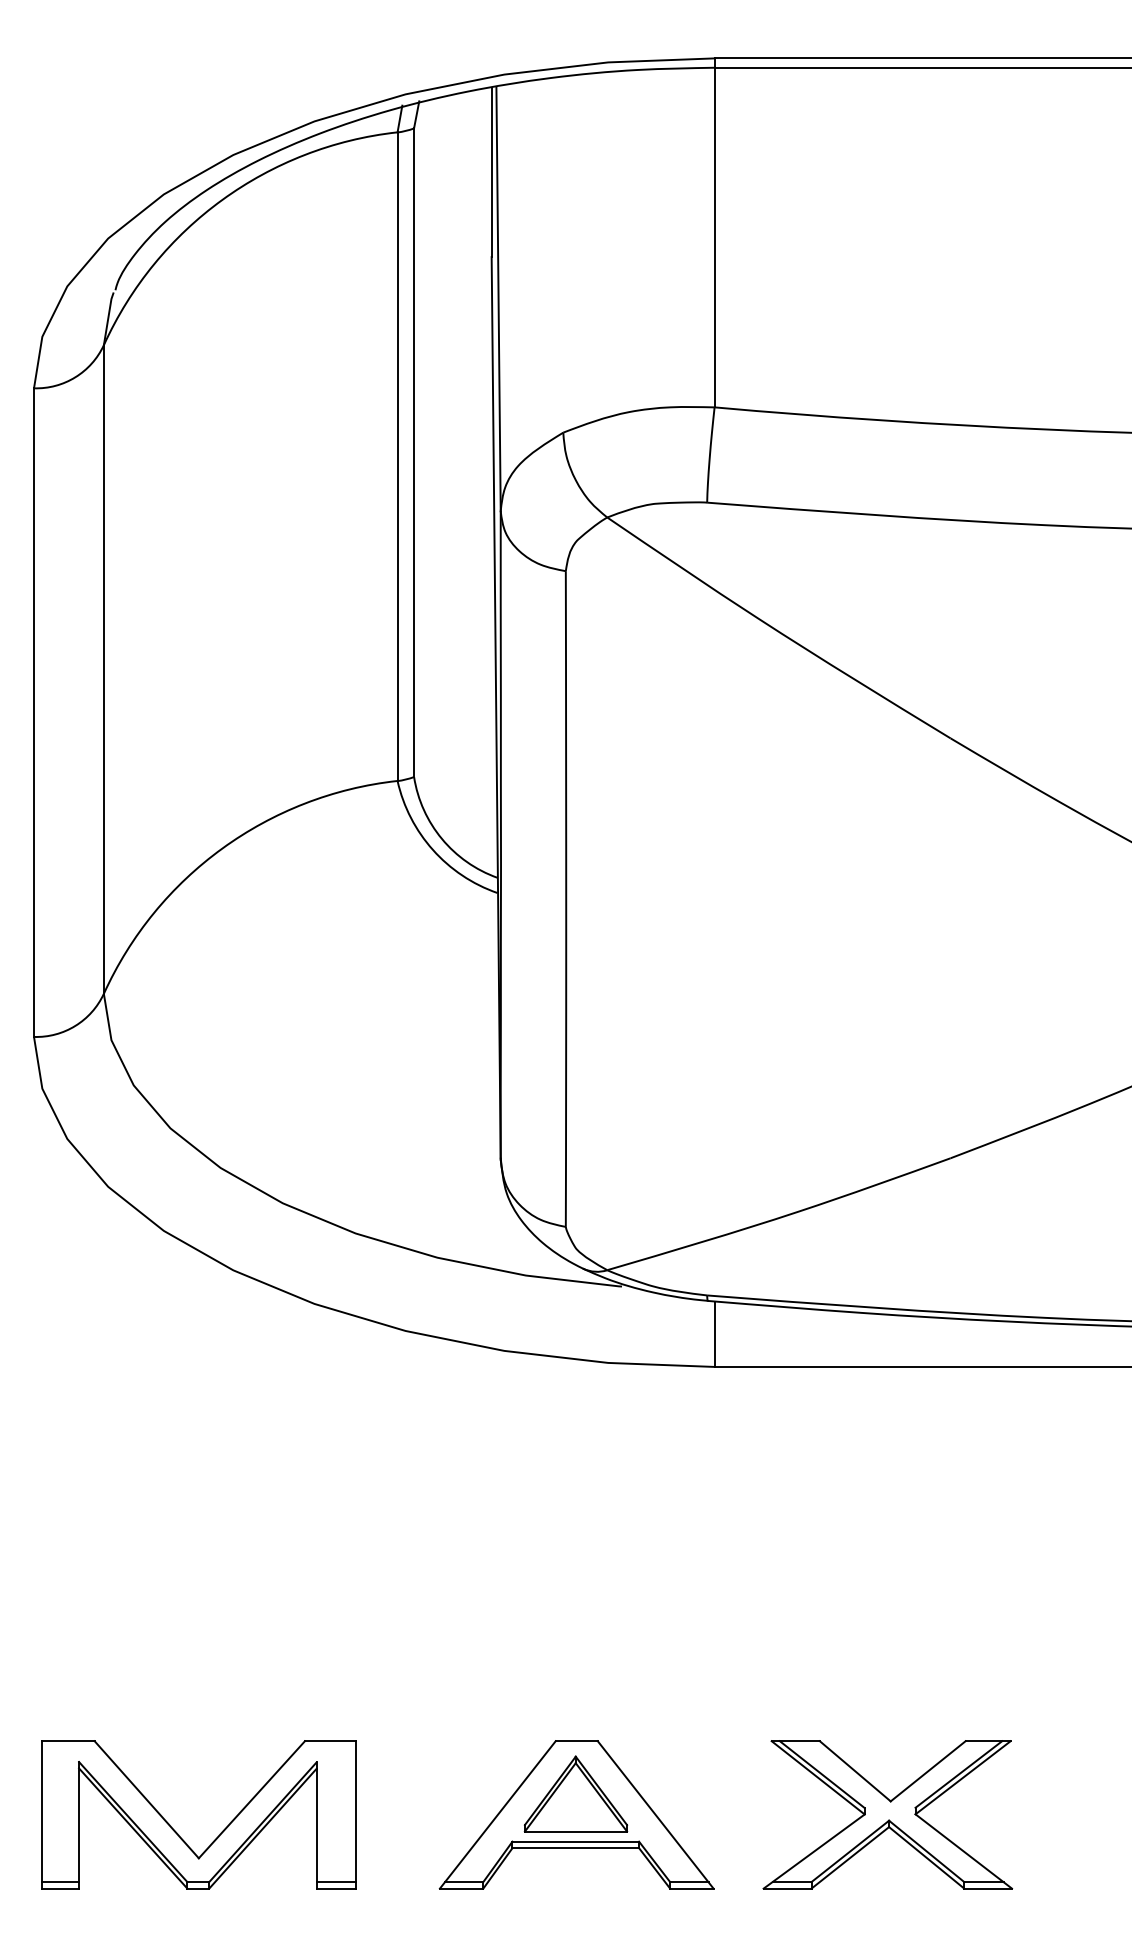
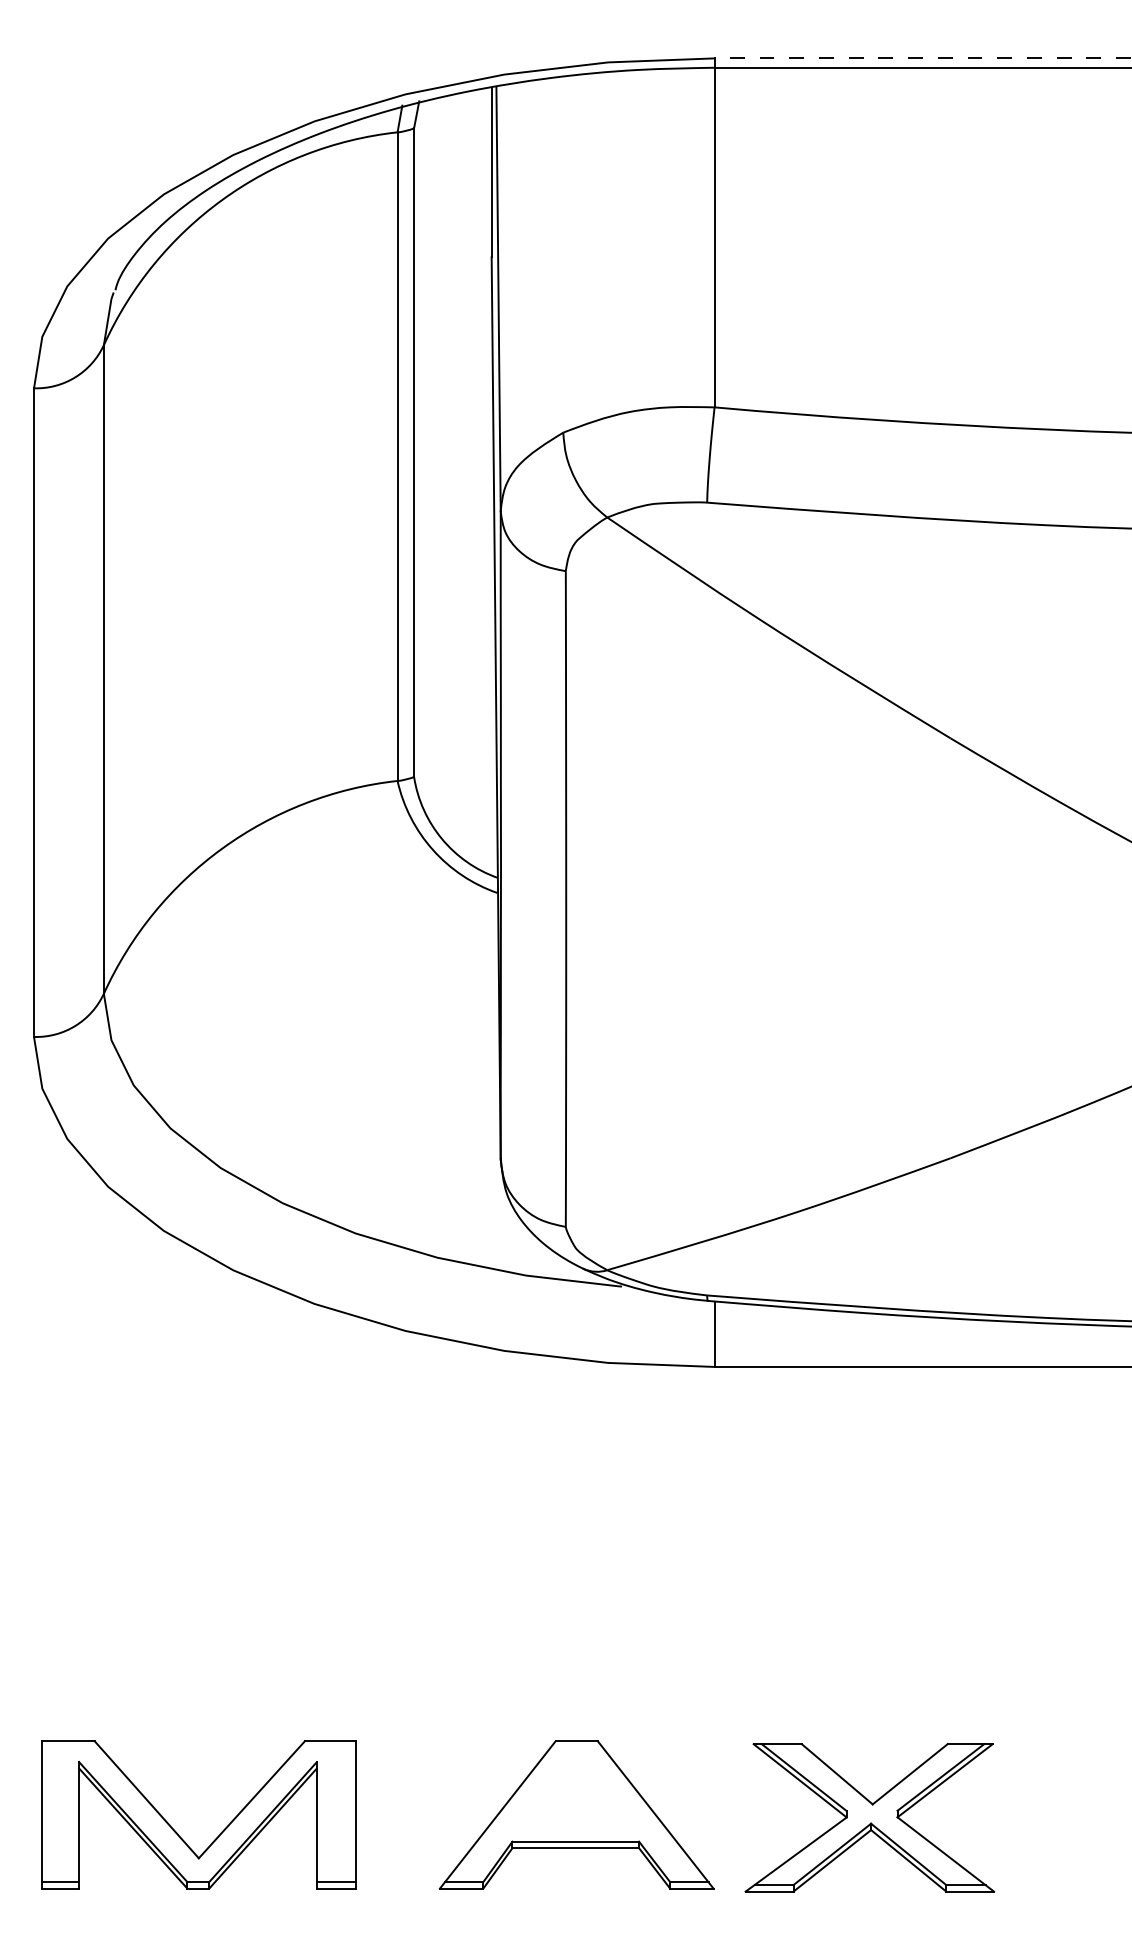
line: solid -> dashed (922, 58)
part: present -> none (575, 1793)
part position: (887, 1814) -> (869, 1817) (869, 1817)
